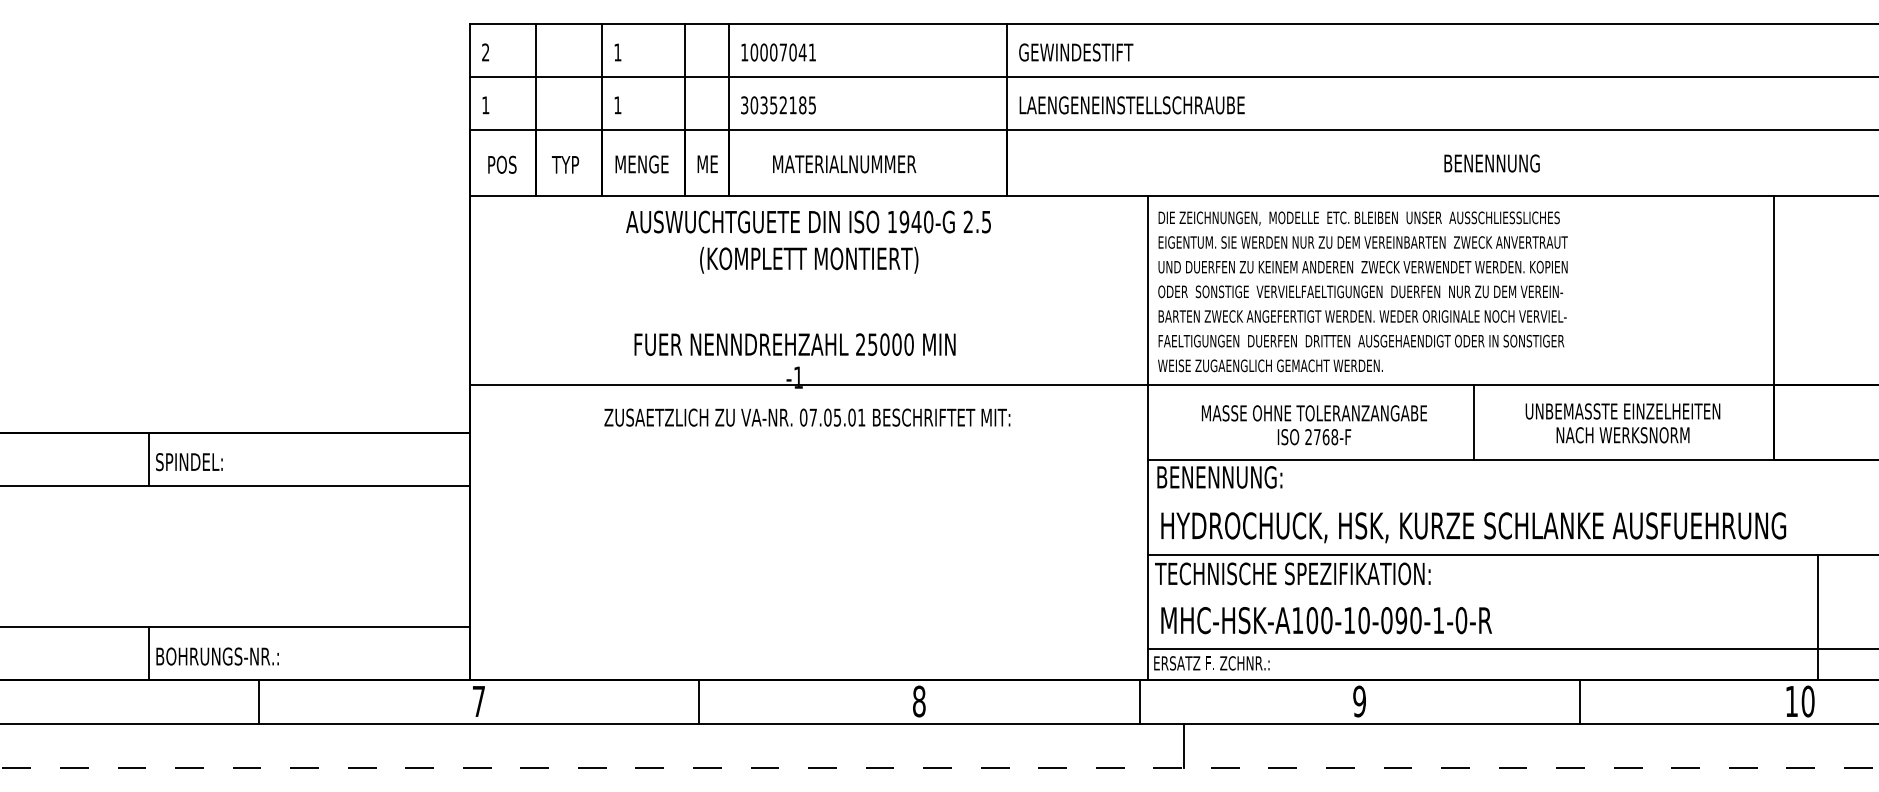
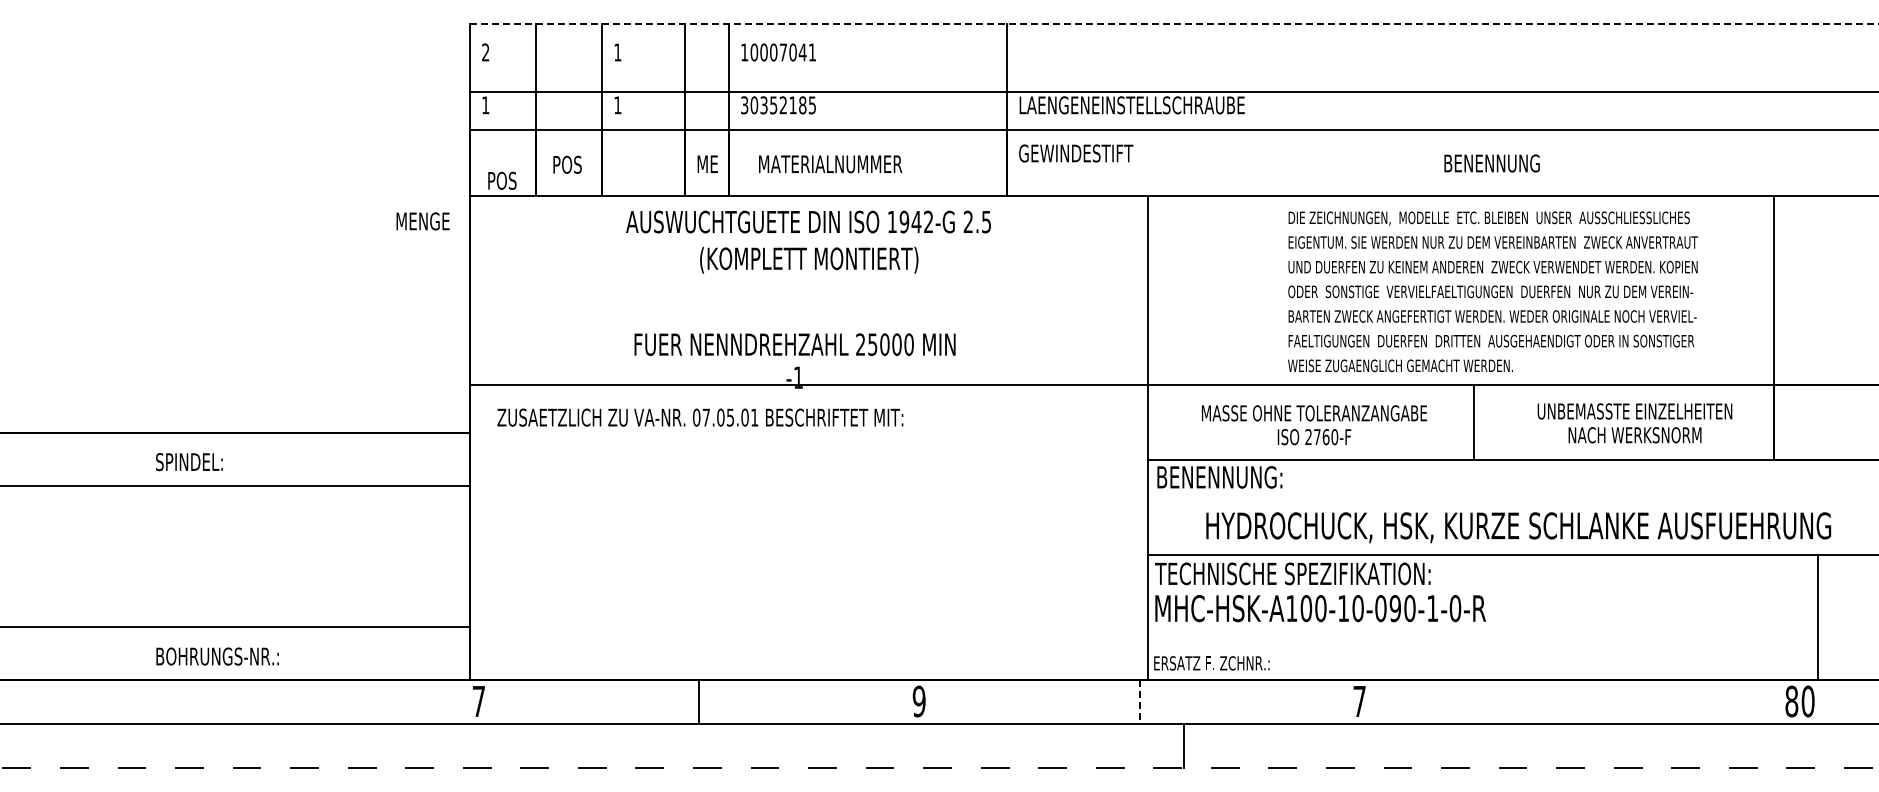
line: solid -> dashed (1174, 23)
text position: (1076, 52) -> (1076, 153) (1076, 153)
line position: (1172, 76) -> (1172, 91) (1172, 91)
text position: (502, 164) -> (502, 180) (502, 180)
text: TYP -> POS (566, 164)
text position: (641, 164) -> (422, 221) (422, 221)
text position: (844, 164) -> (830, 164) (830, 164)
text: 1940-G -> 1942-G (928, 221)
text position: (1362, 291) -> (1492, 291) (1492, 291)
text position: (807, 417) -> (700, 417) (700, 417)
text position: (1622, 423) -> (1634, 423) (1634, 423)
text: 2768-F -> 2760-F (1334, 436)
line: present -> none (148, 459)
text position: (1473, 527) -> (1518, 527) (1518, 527)
text position: (1326, 620) -> (1320, 608) (1320, 608)
line: present -> none (1511, 649)
line: present -> none (148, 653)
line: present -> none (258, 701)
text: 8 -> 9 (918, 701)
text: 9 -> 7 (1359, 701)
line: present -> none (1579, 701)
text: 10 -> 80 (1791, 701)
line: solid -> dashed (1139, 702)
